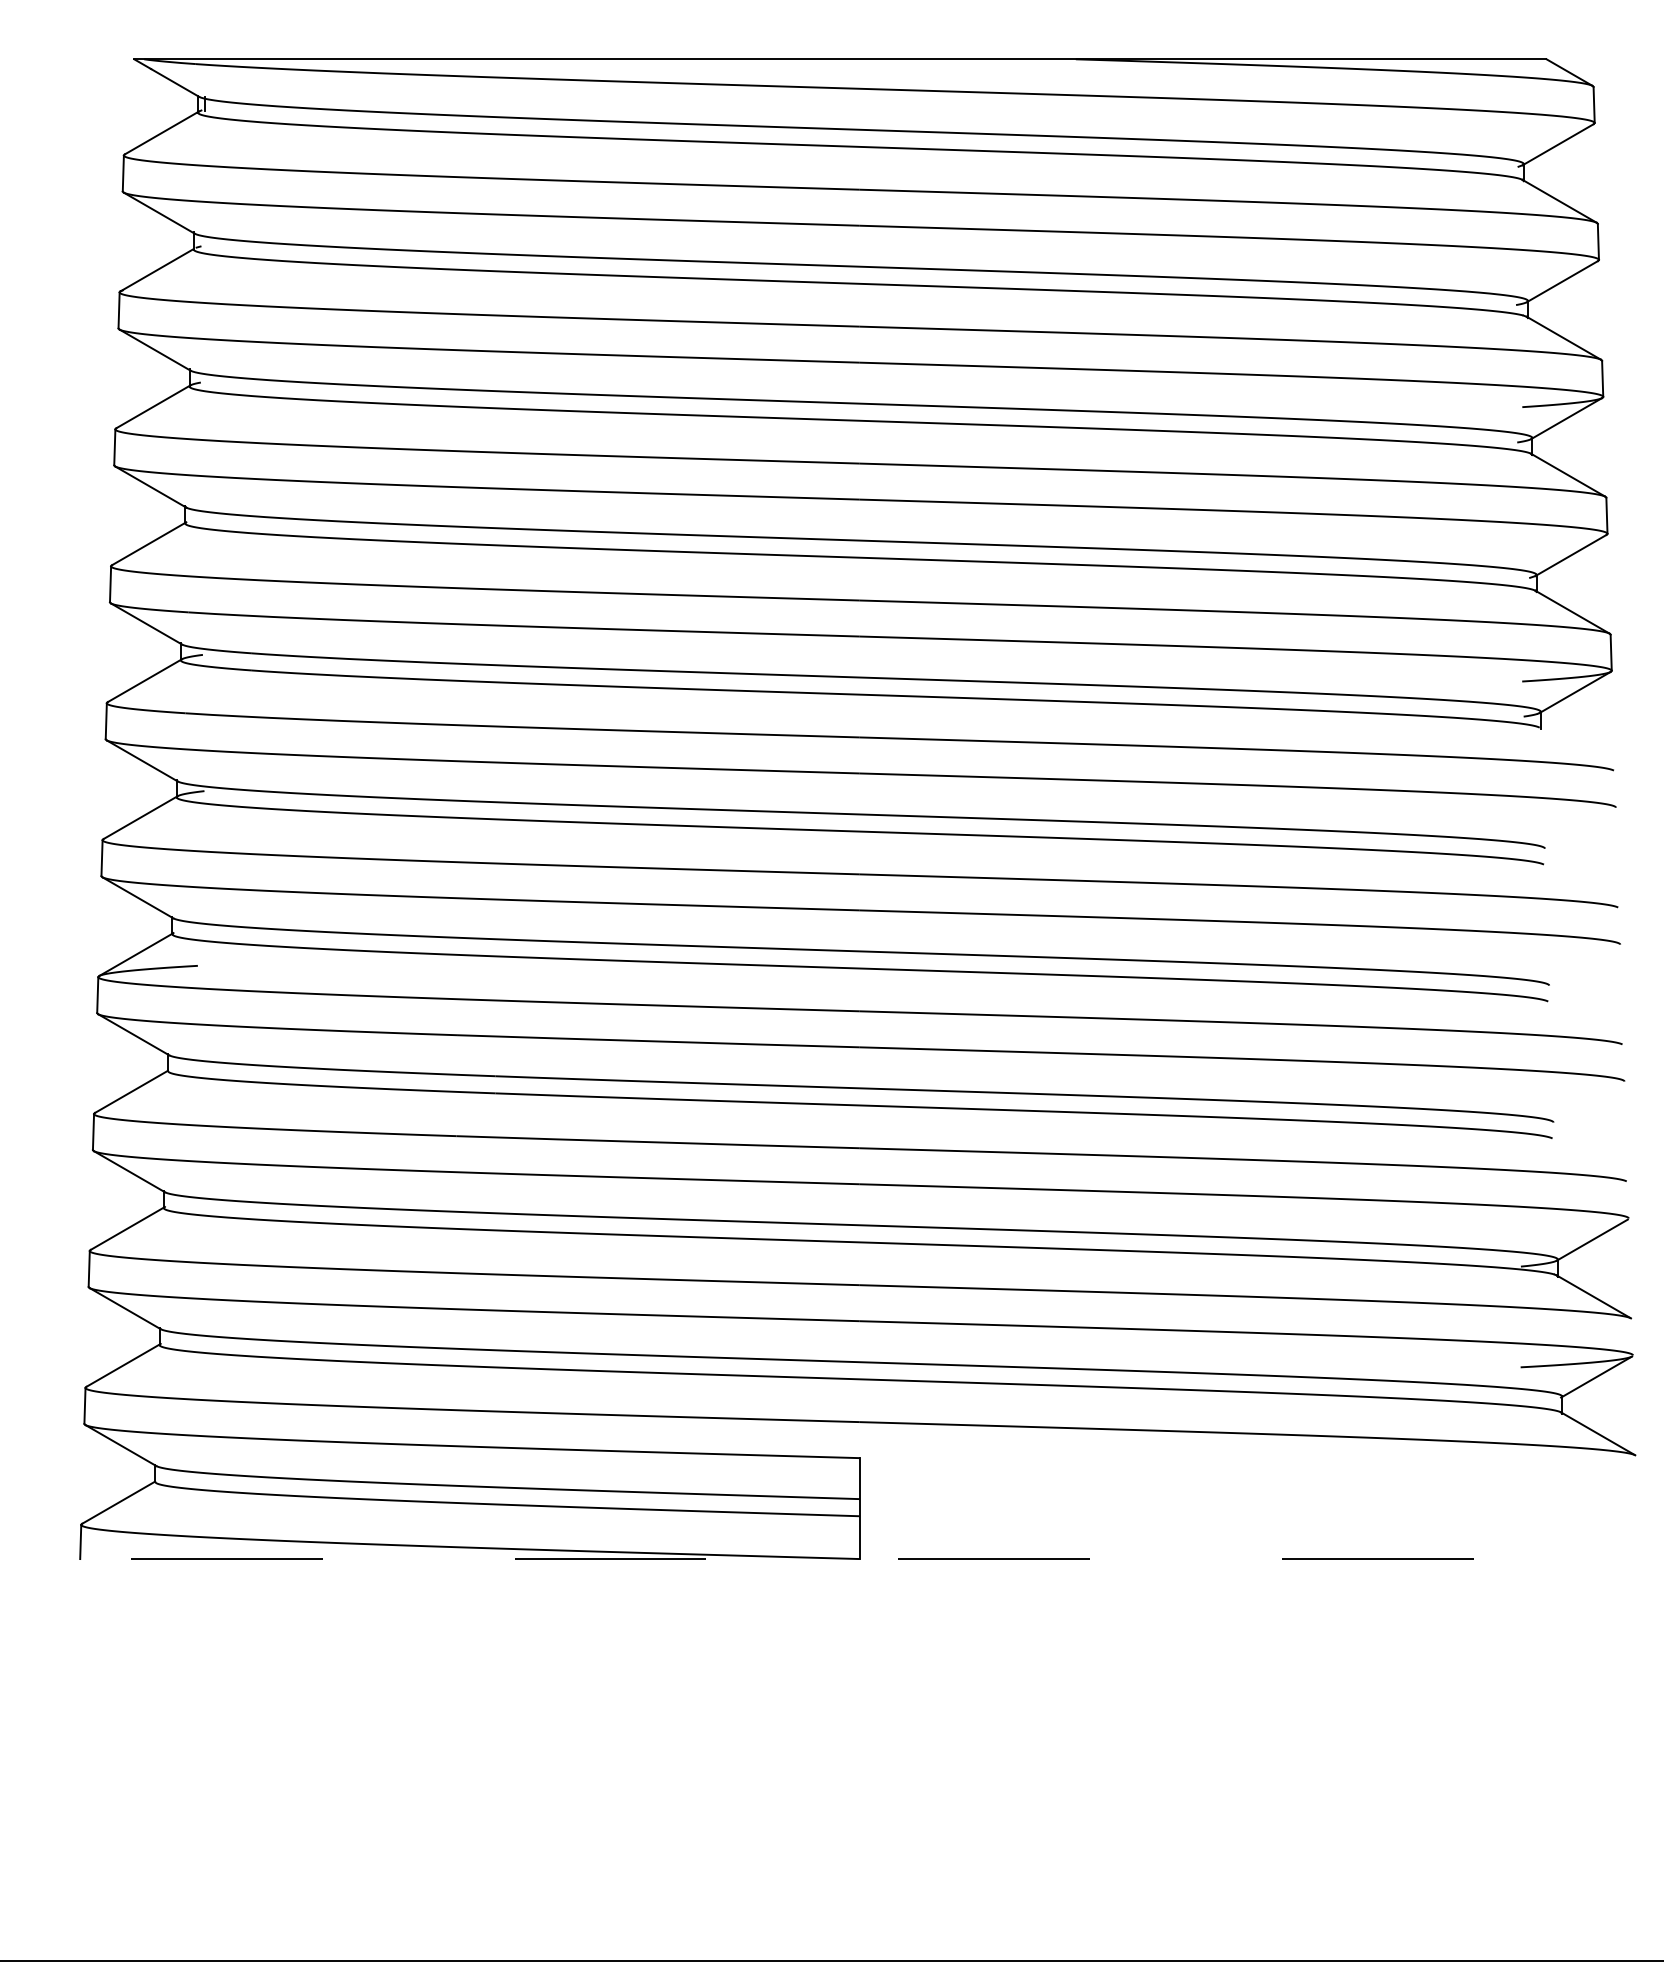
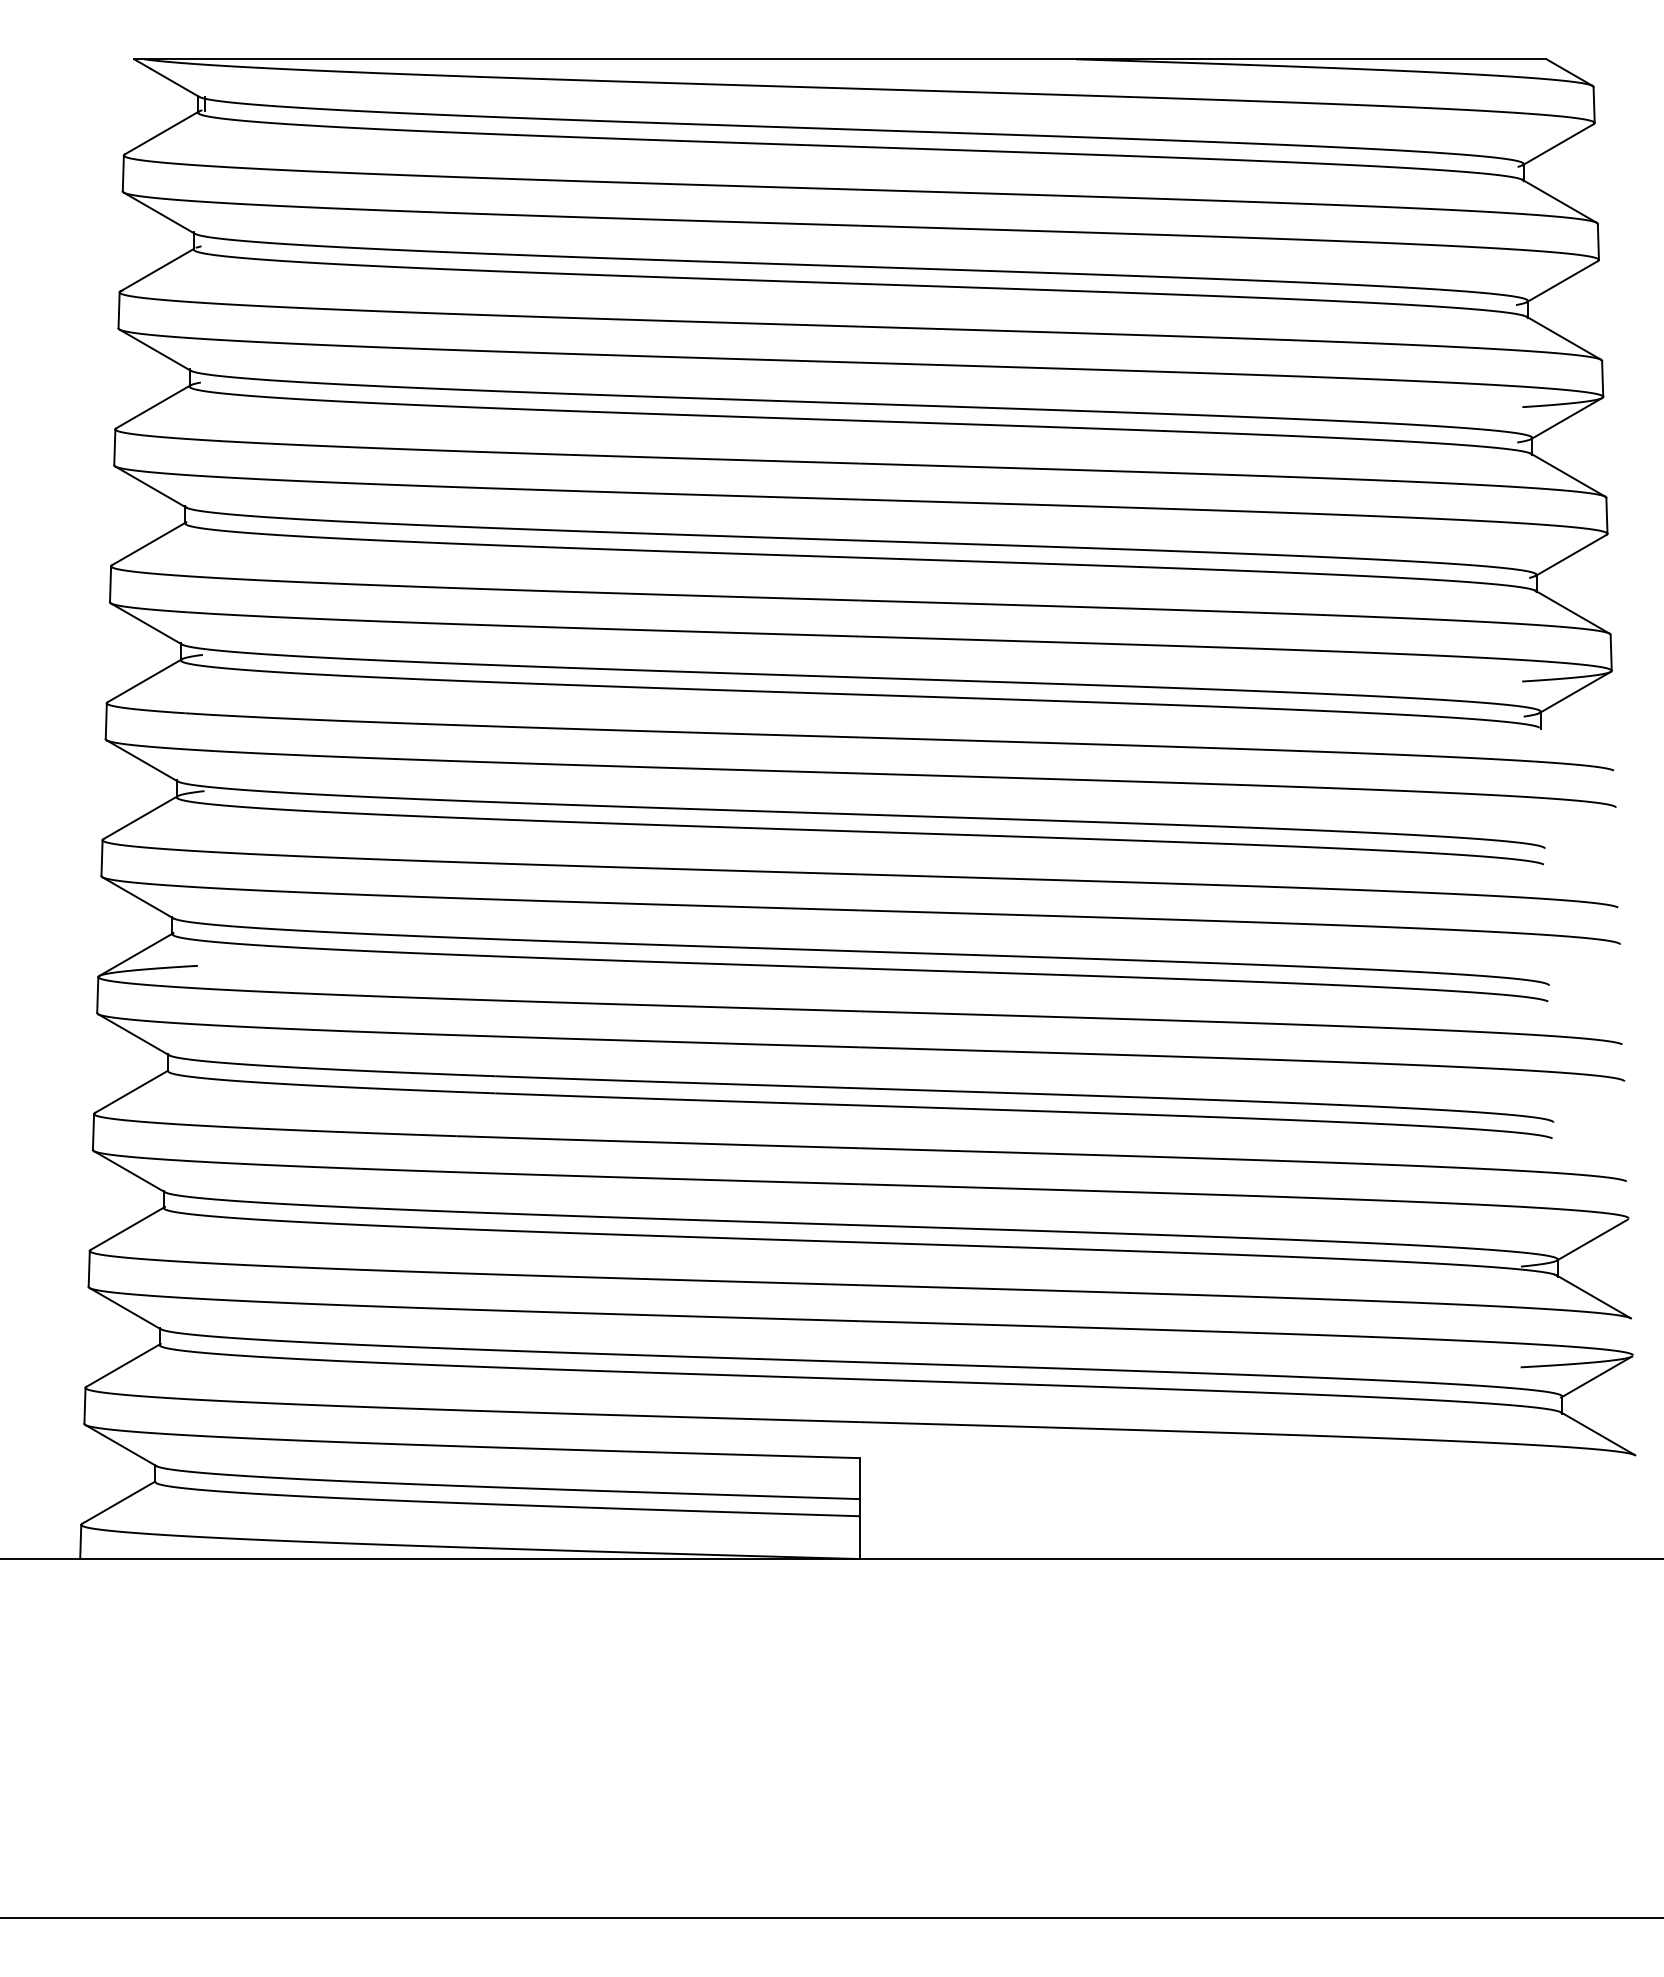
line: dashed -> solid (832, 1559)
line position: (831, 1960) -> (831, 1917) (831, 1917)
